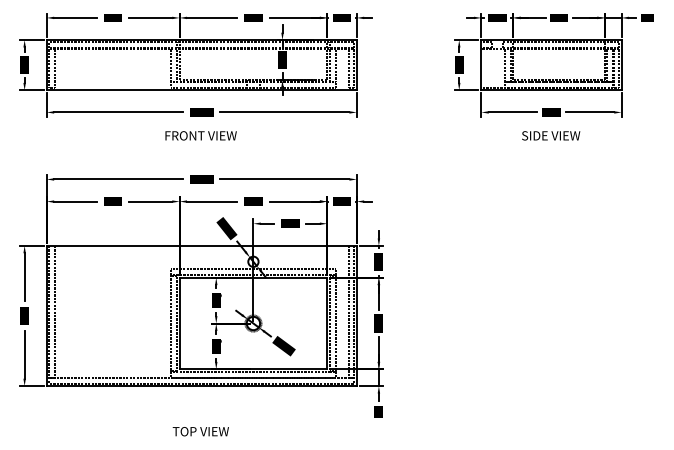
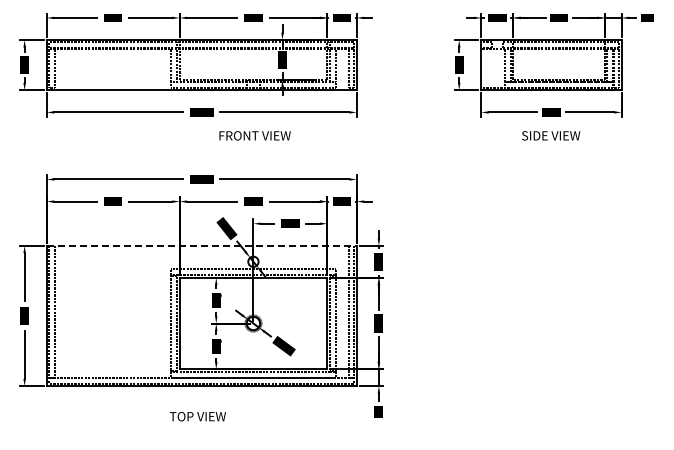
text position: (200, 135) -> (254, 135) (254, 135)
line: solid -> dashed (201, 245)
text position: (200, 431) -> (197, 416) (197, 416)
